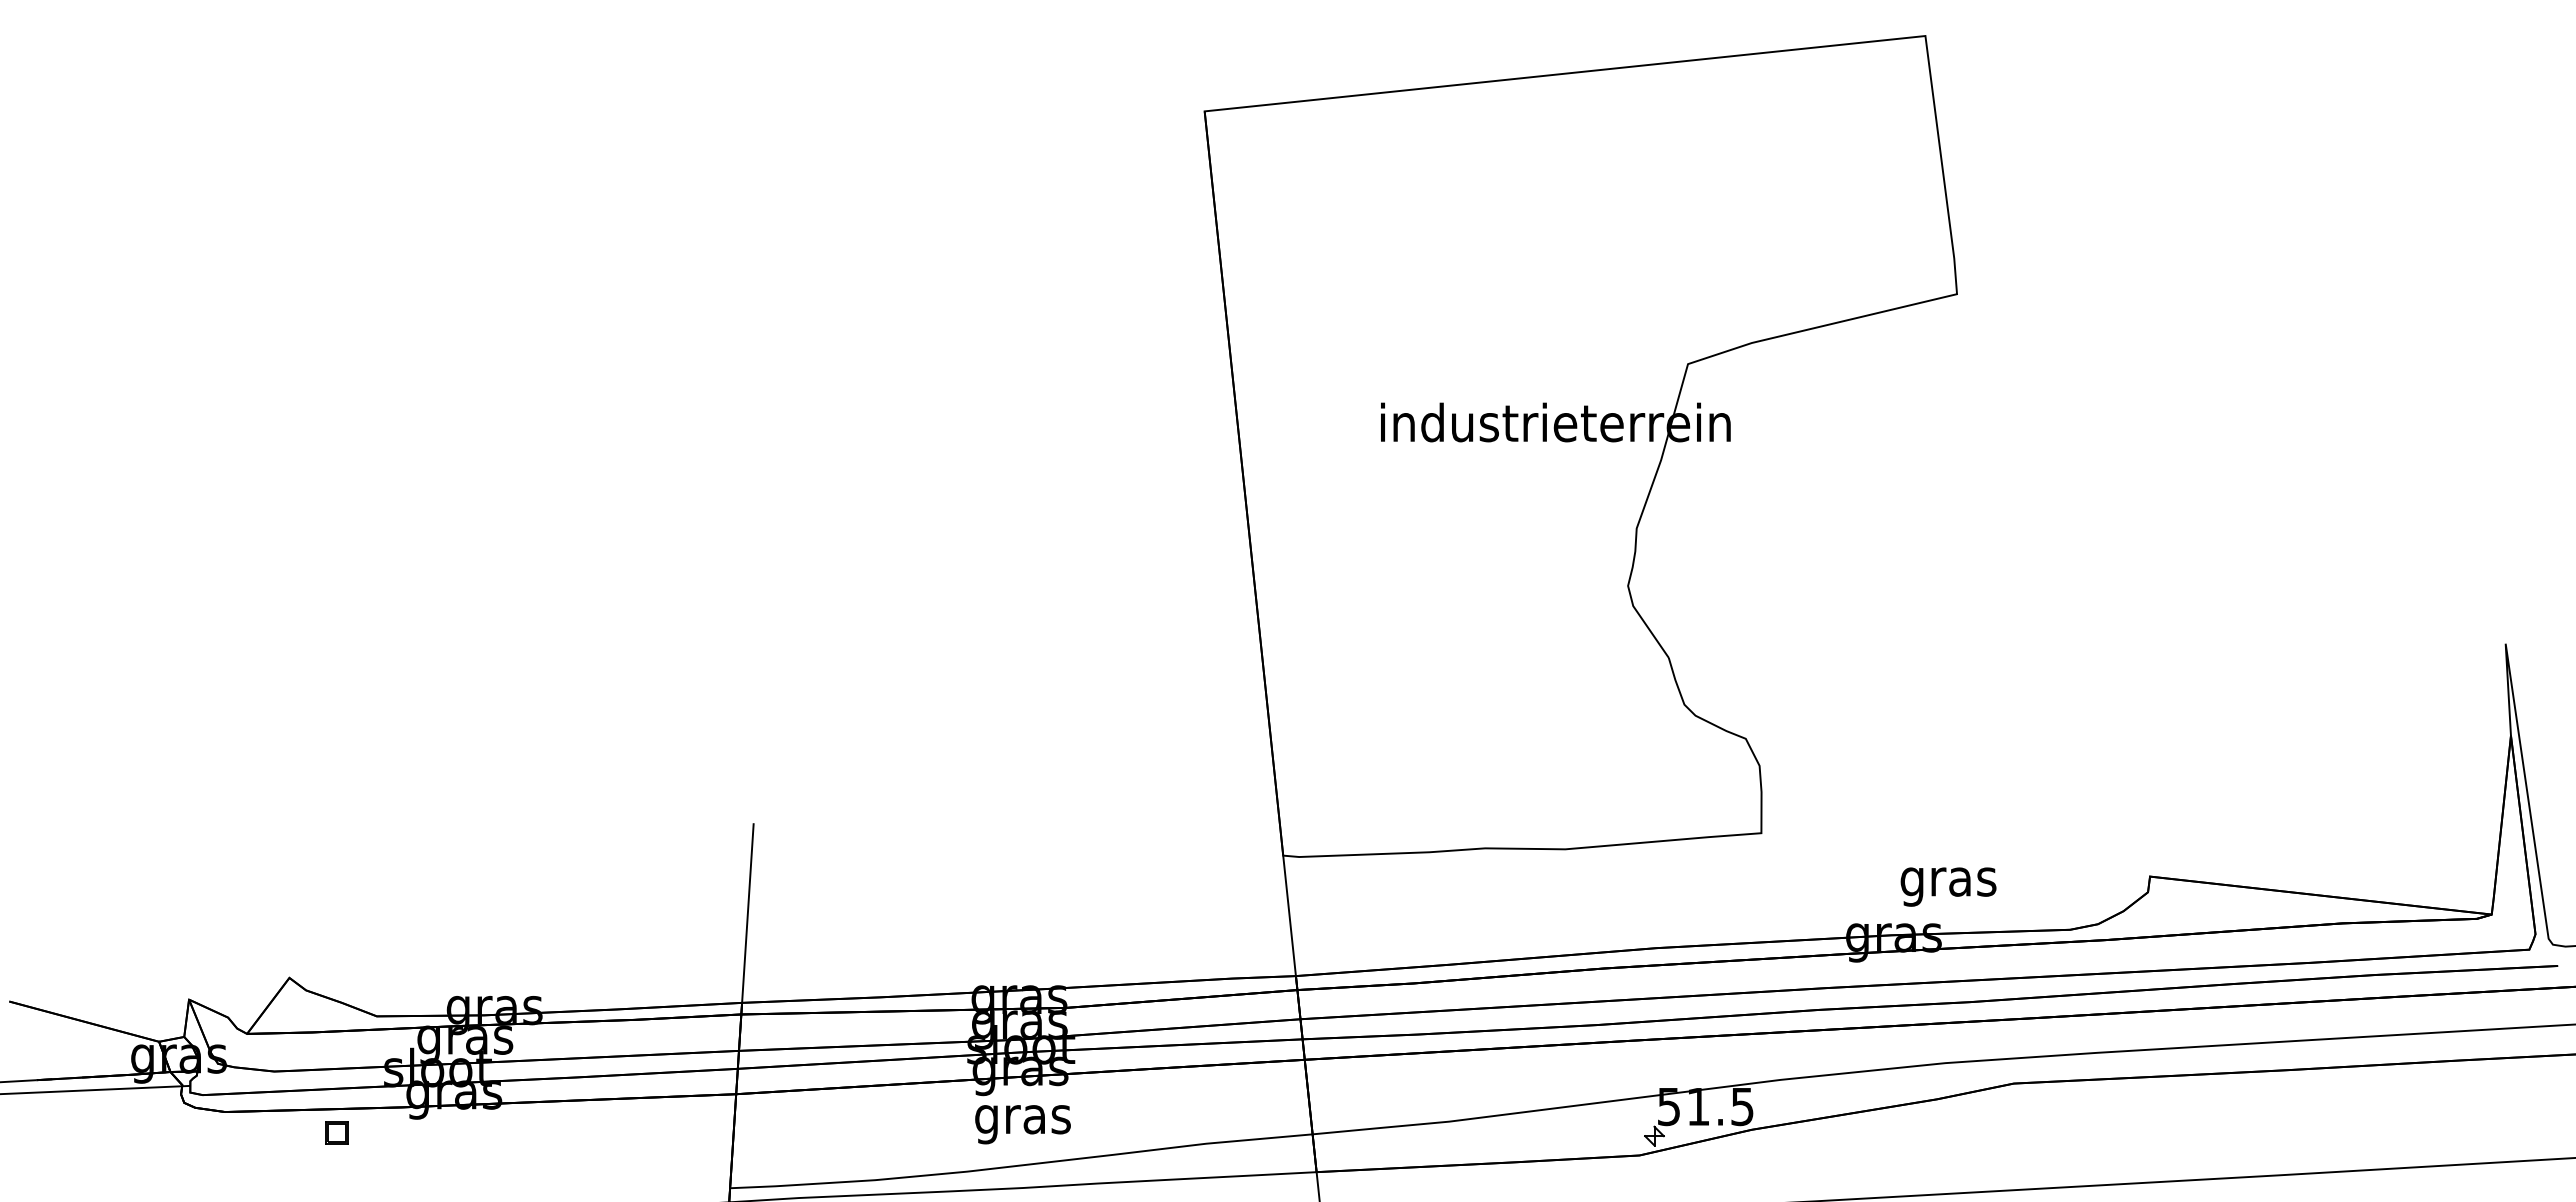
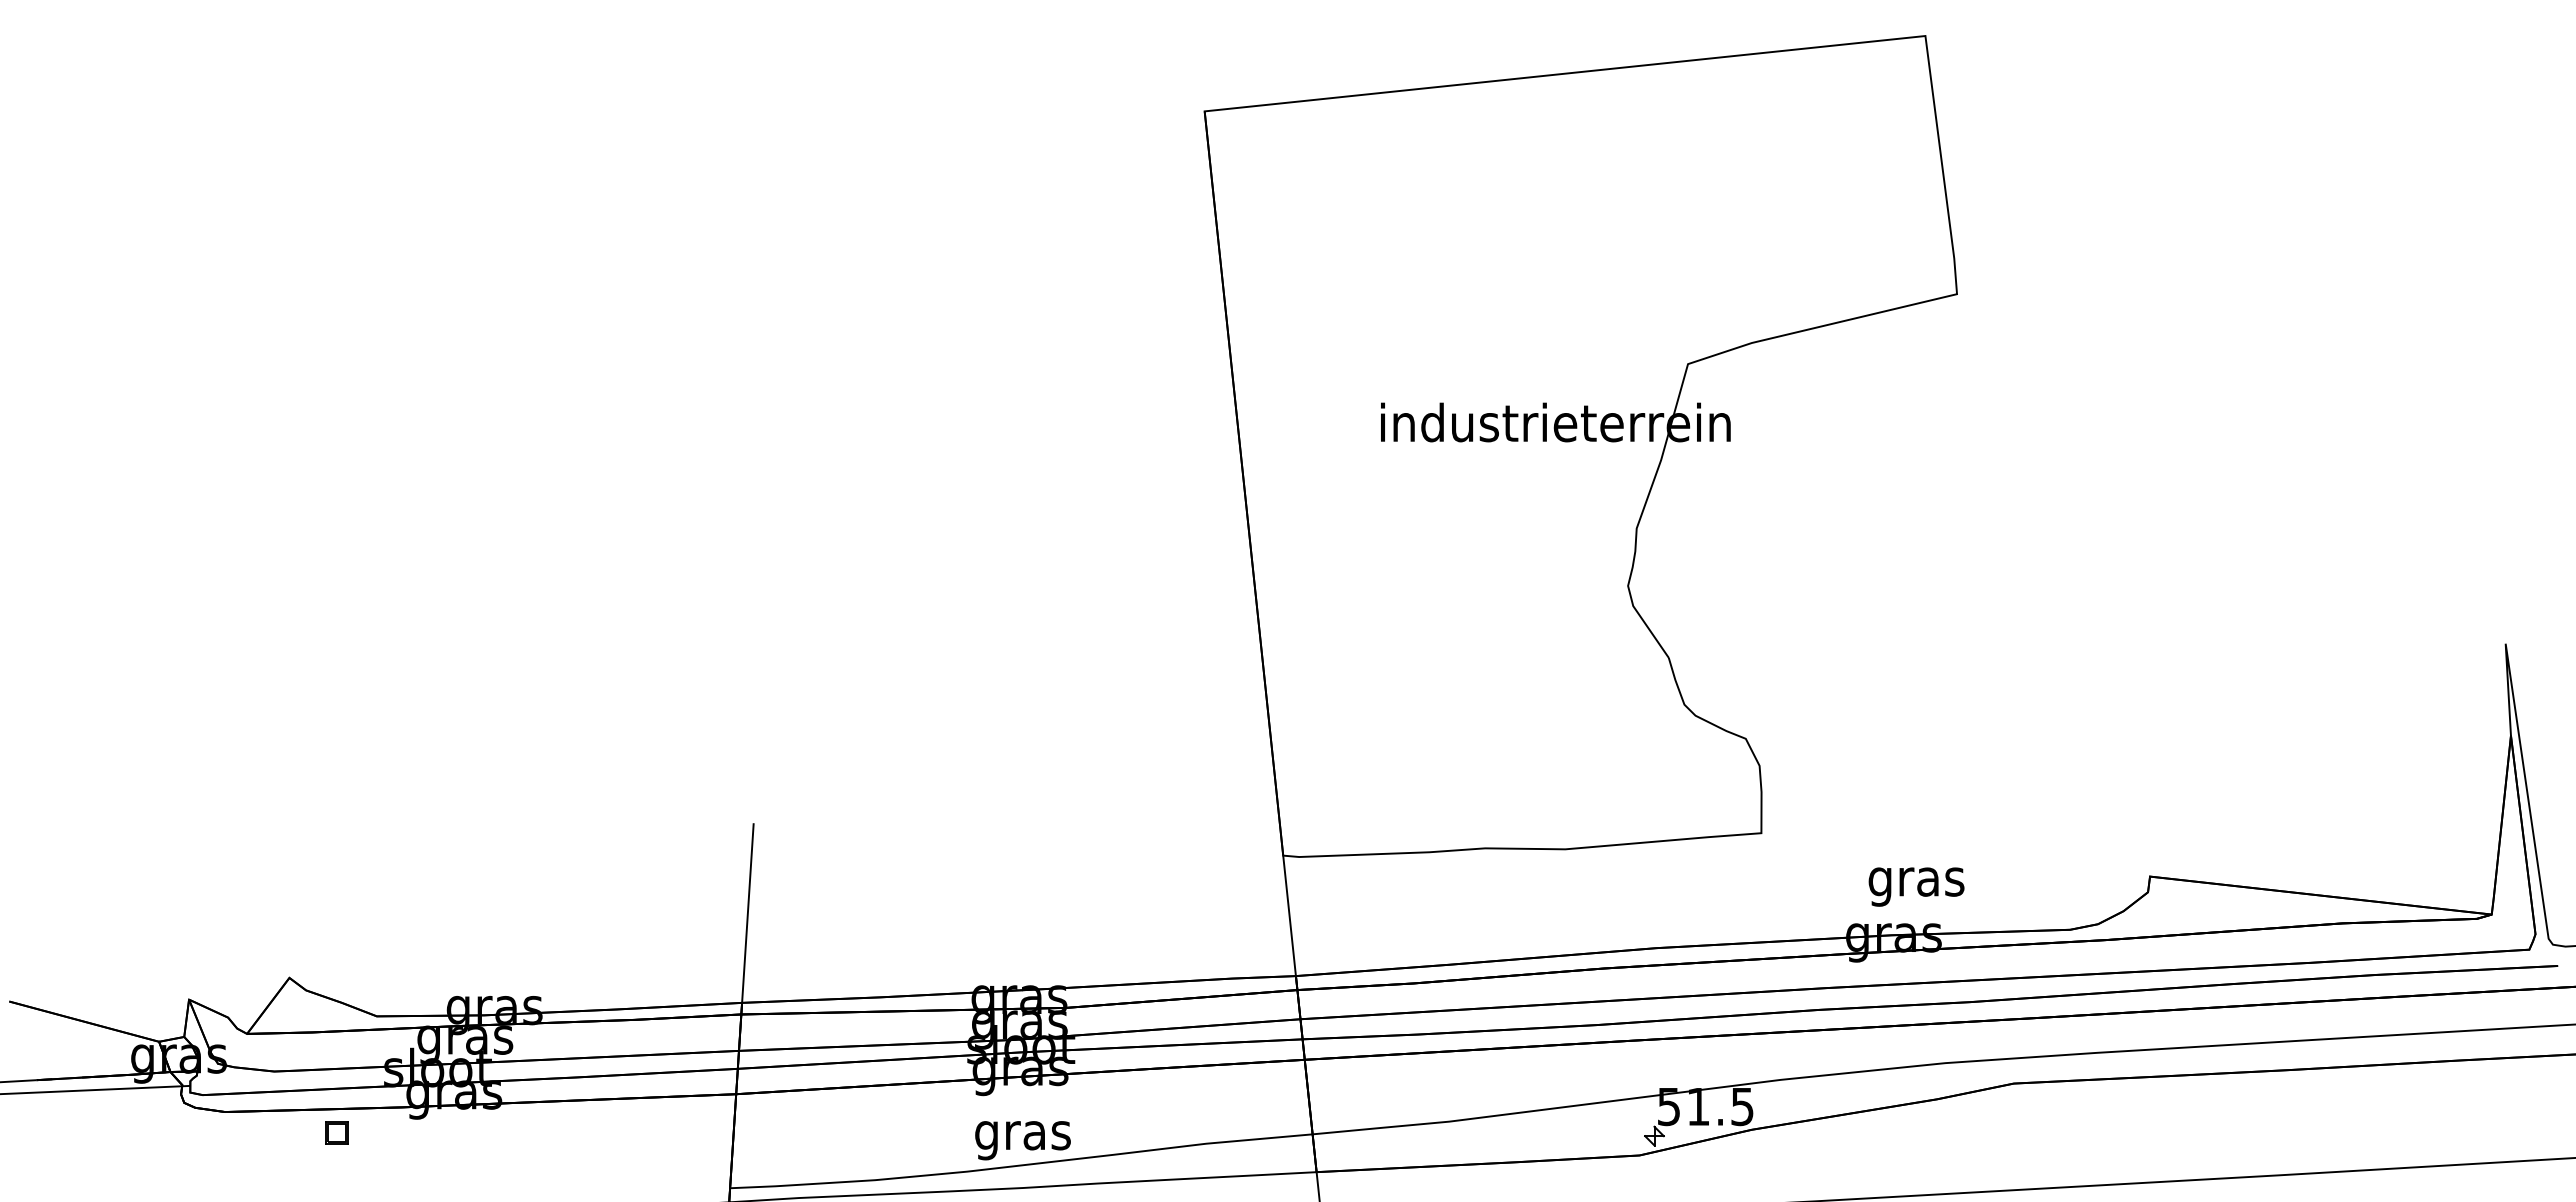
text position: (1948, 886) -> (1916, 886) (1916, 886)
text position: (1022, 1124) -> (1022, 1140) (1022, 1140)
